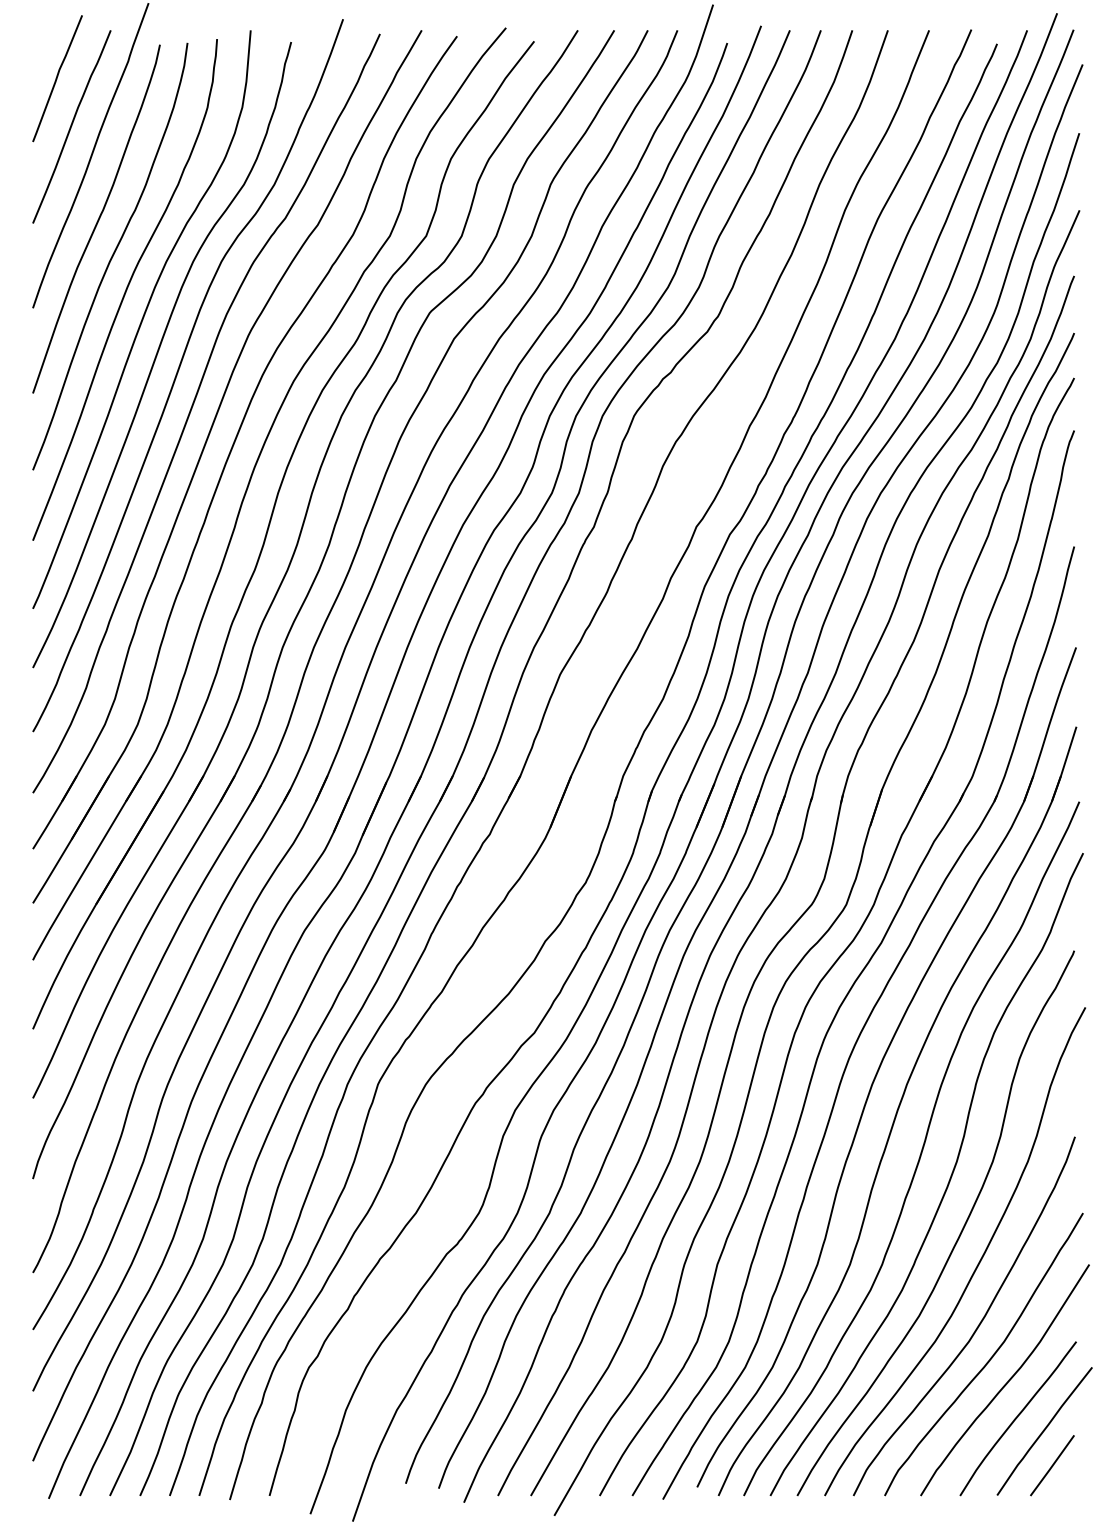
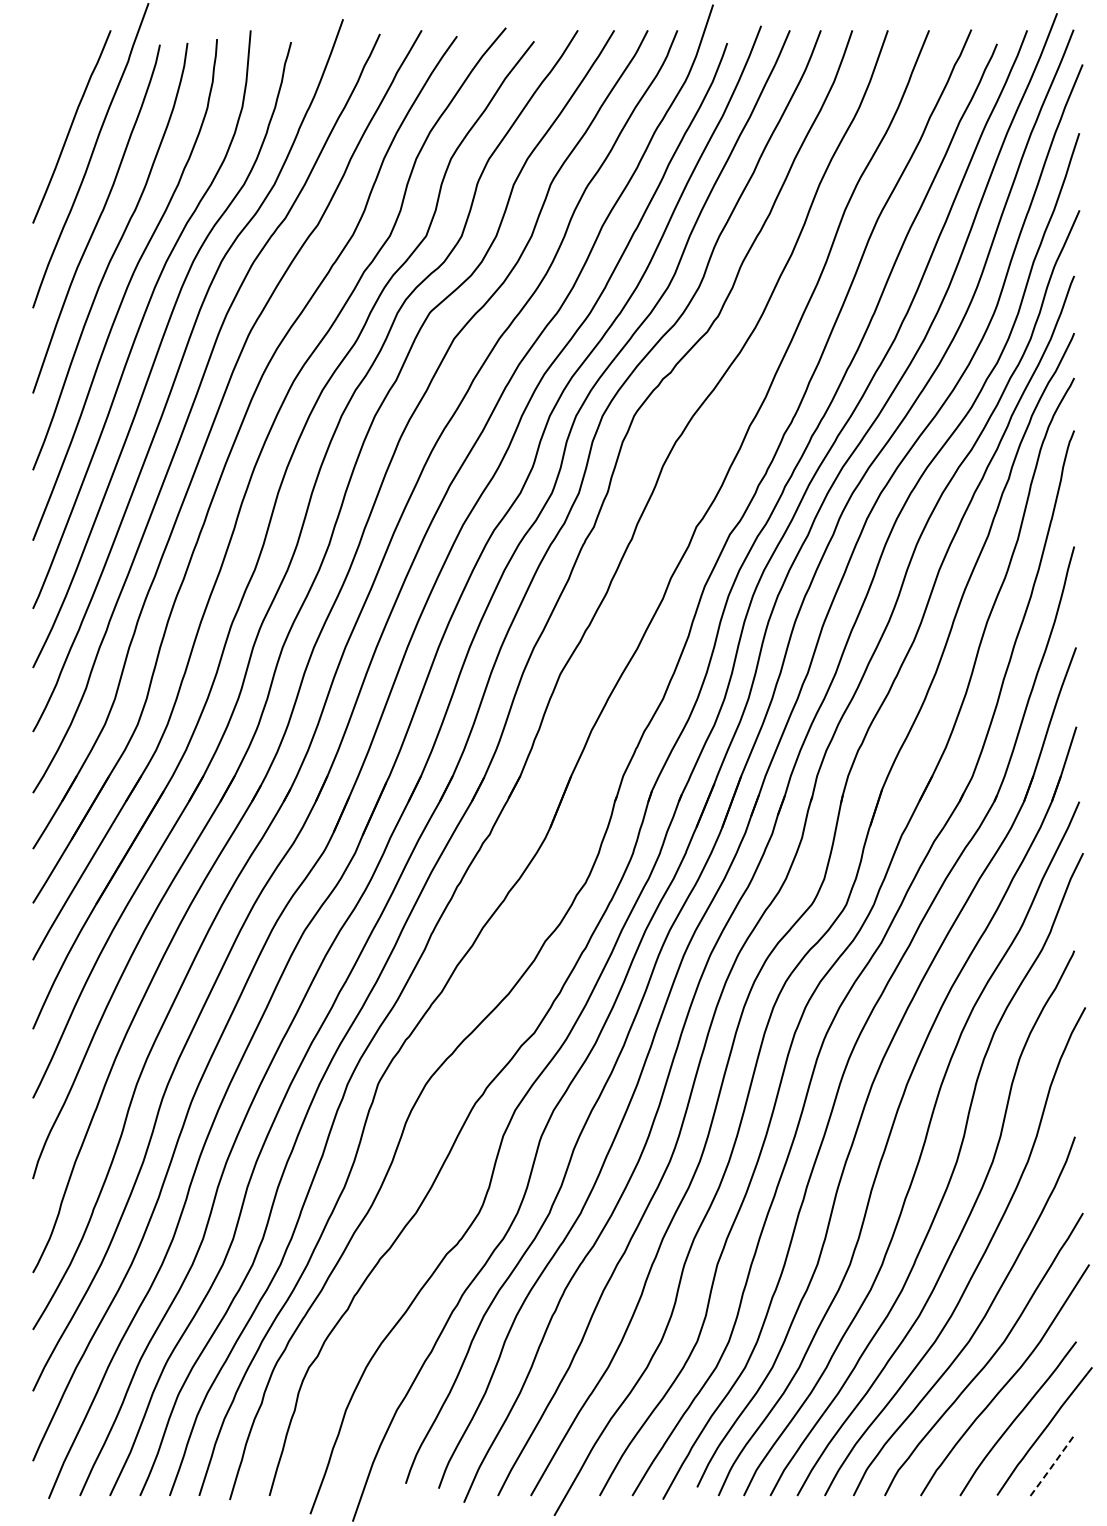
curve: present -> none (57, 78)
line: solid -> dashed (1052, 1466)
